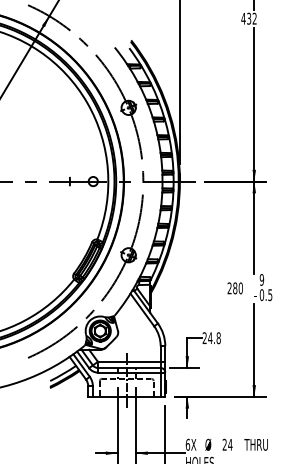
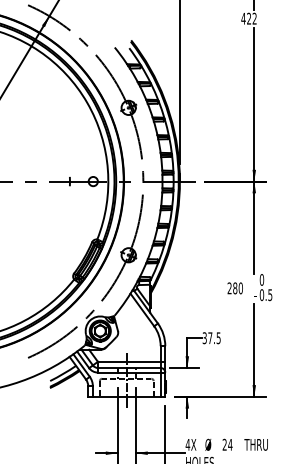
text: 432 -> 422 (249, 18)
text: 9 -> 0 (261, 279)
text: 24.8 -> 37.5 (211, 338)
text: 6X -> 4X (187, 444)
